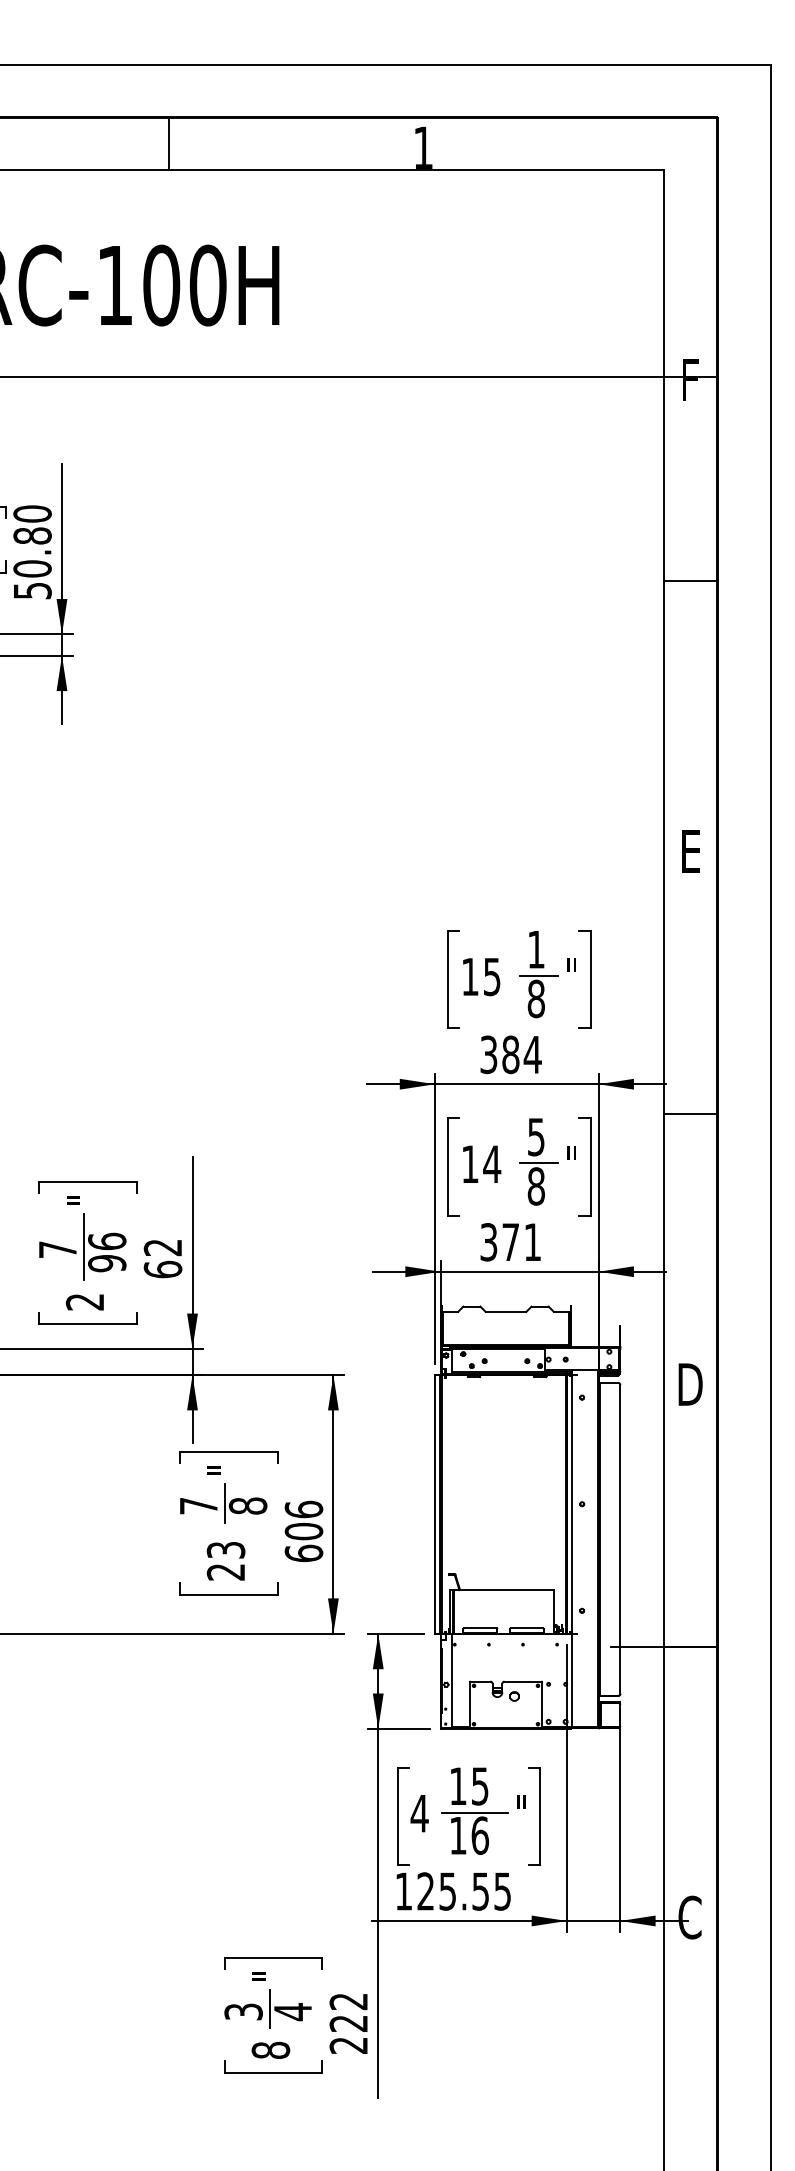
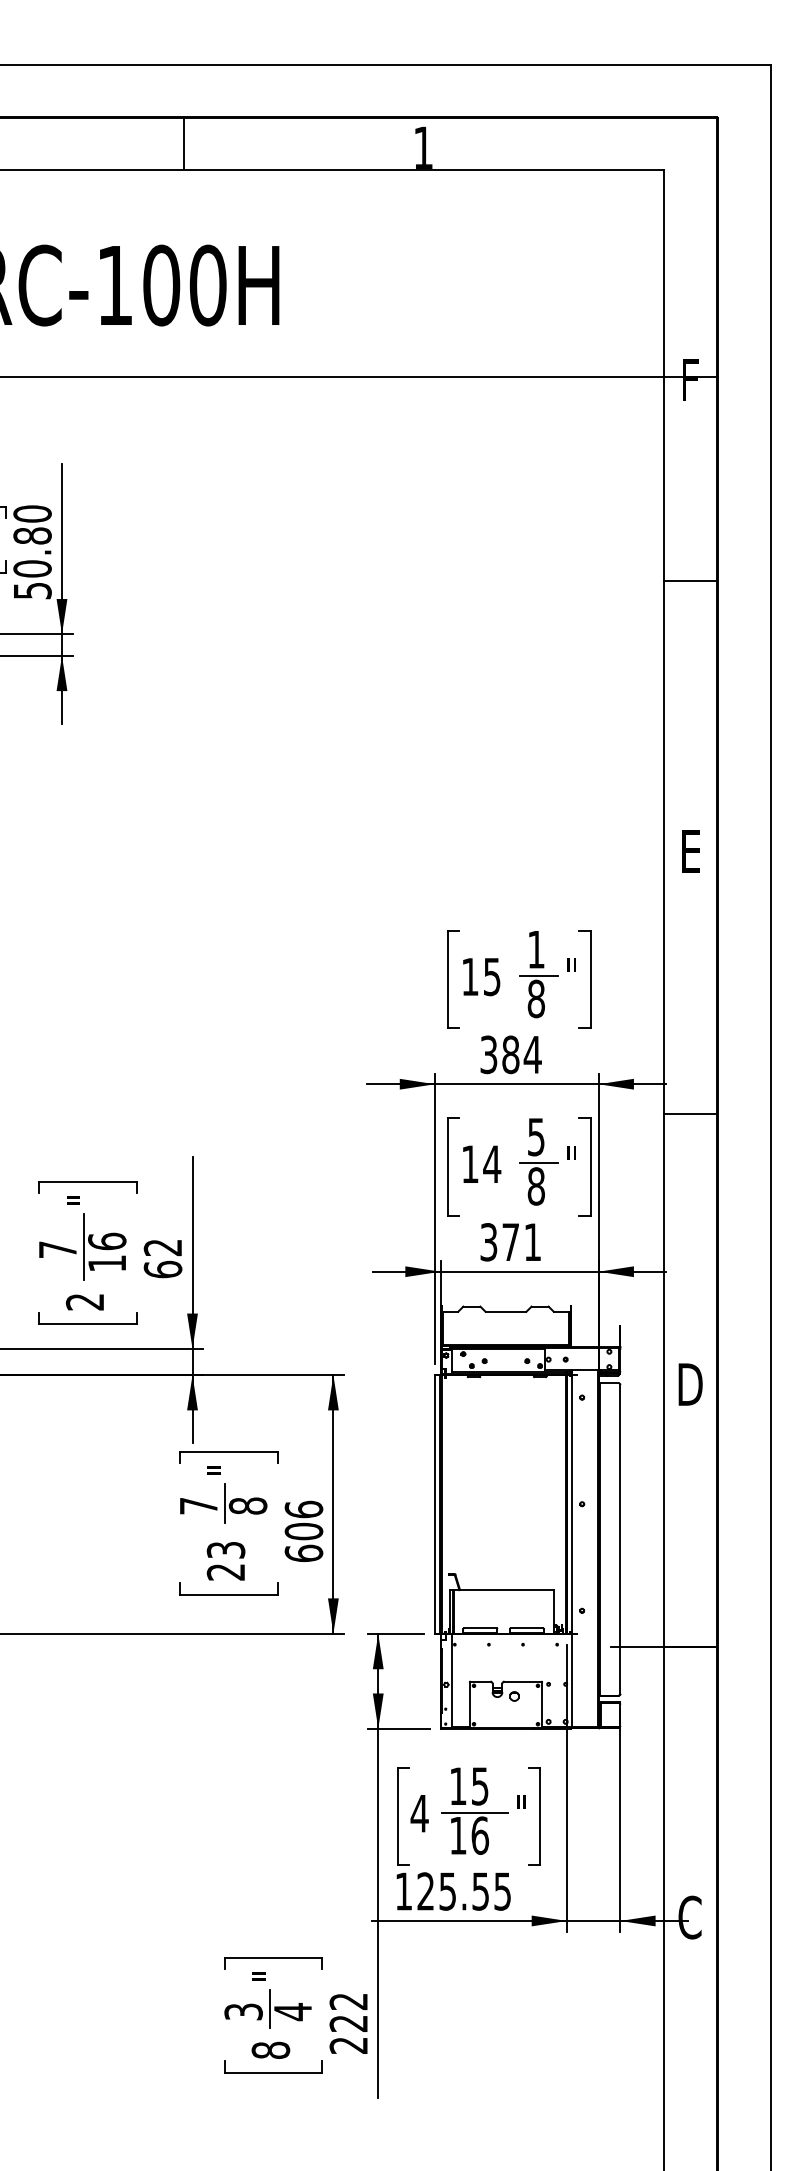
line position: (169, 143) -> (184, 143) (184, 143)
text: 96 -> 16 (107, 1263)
